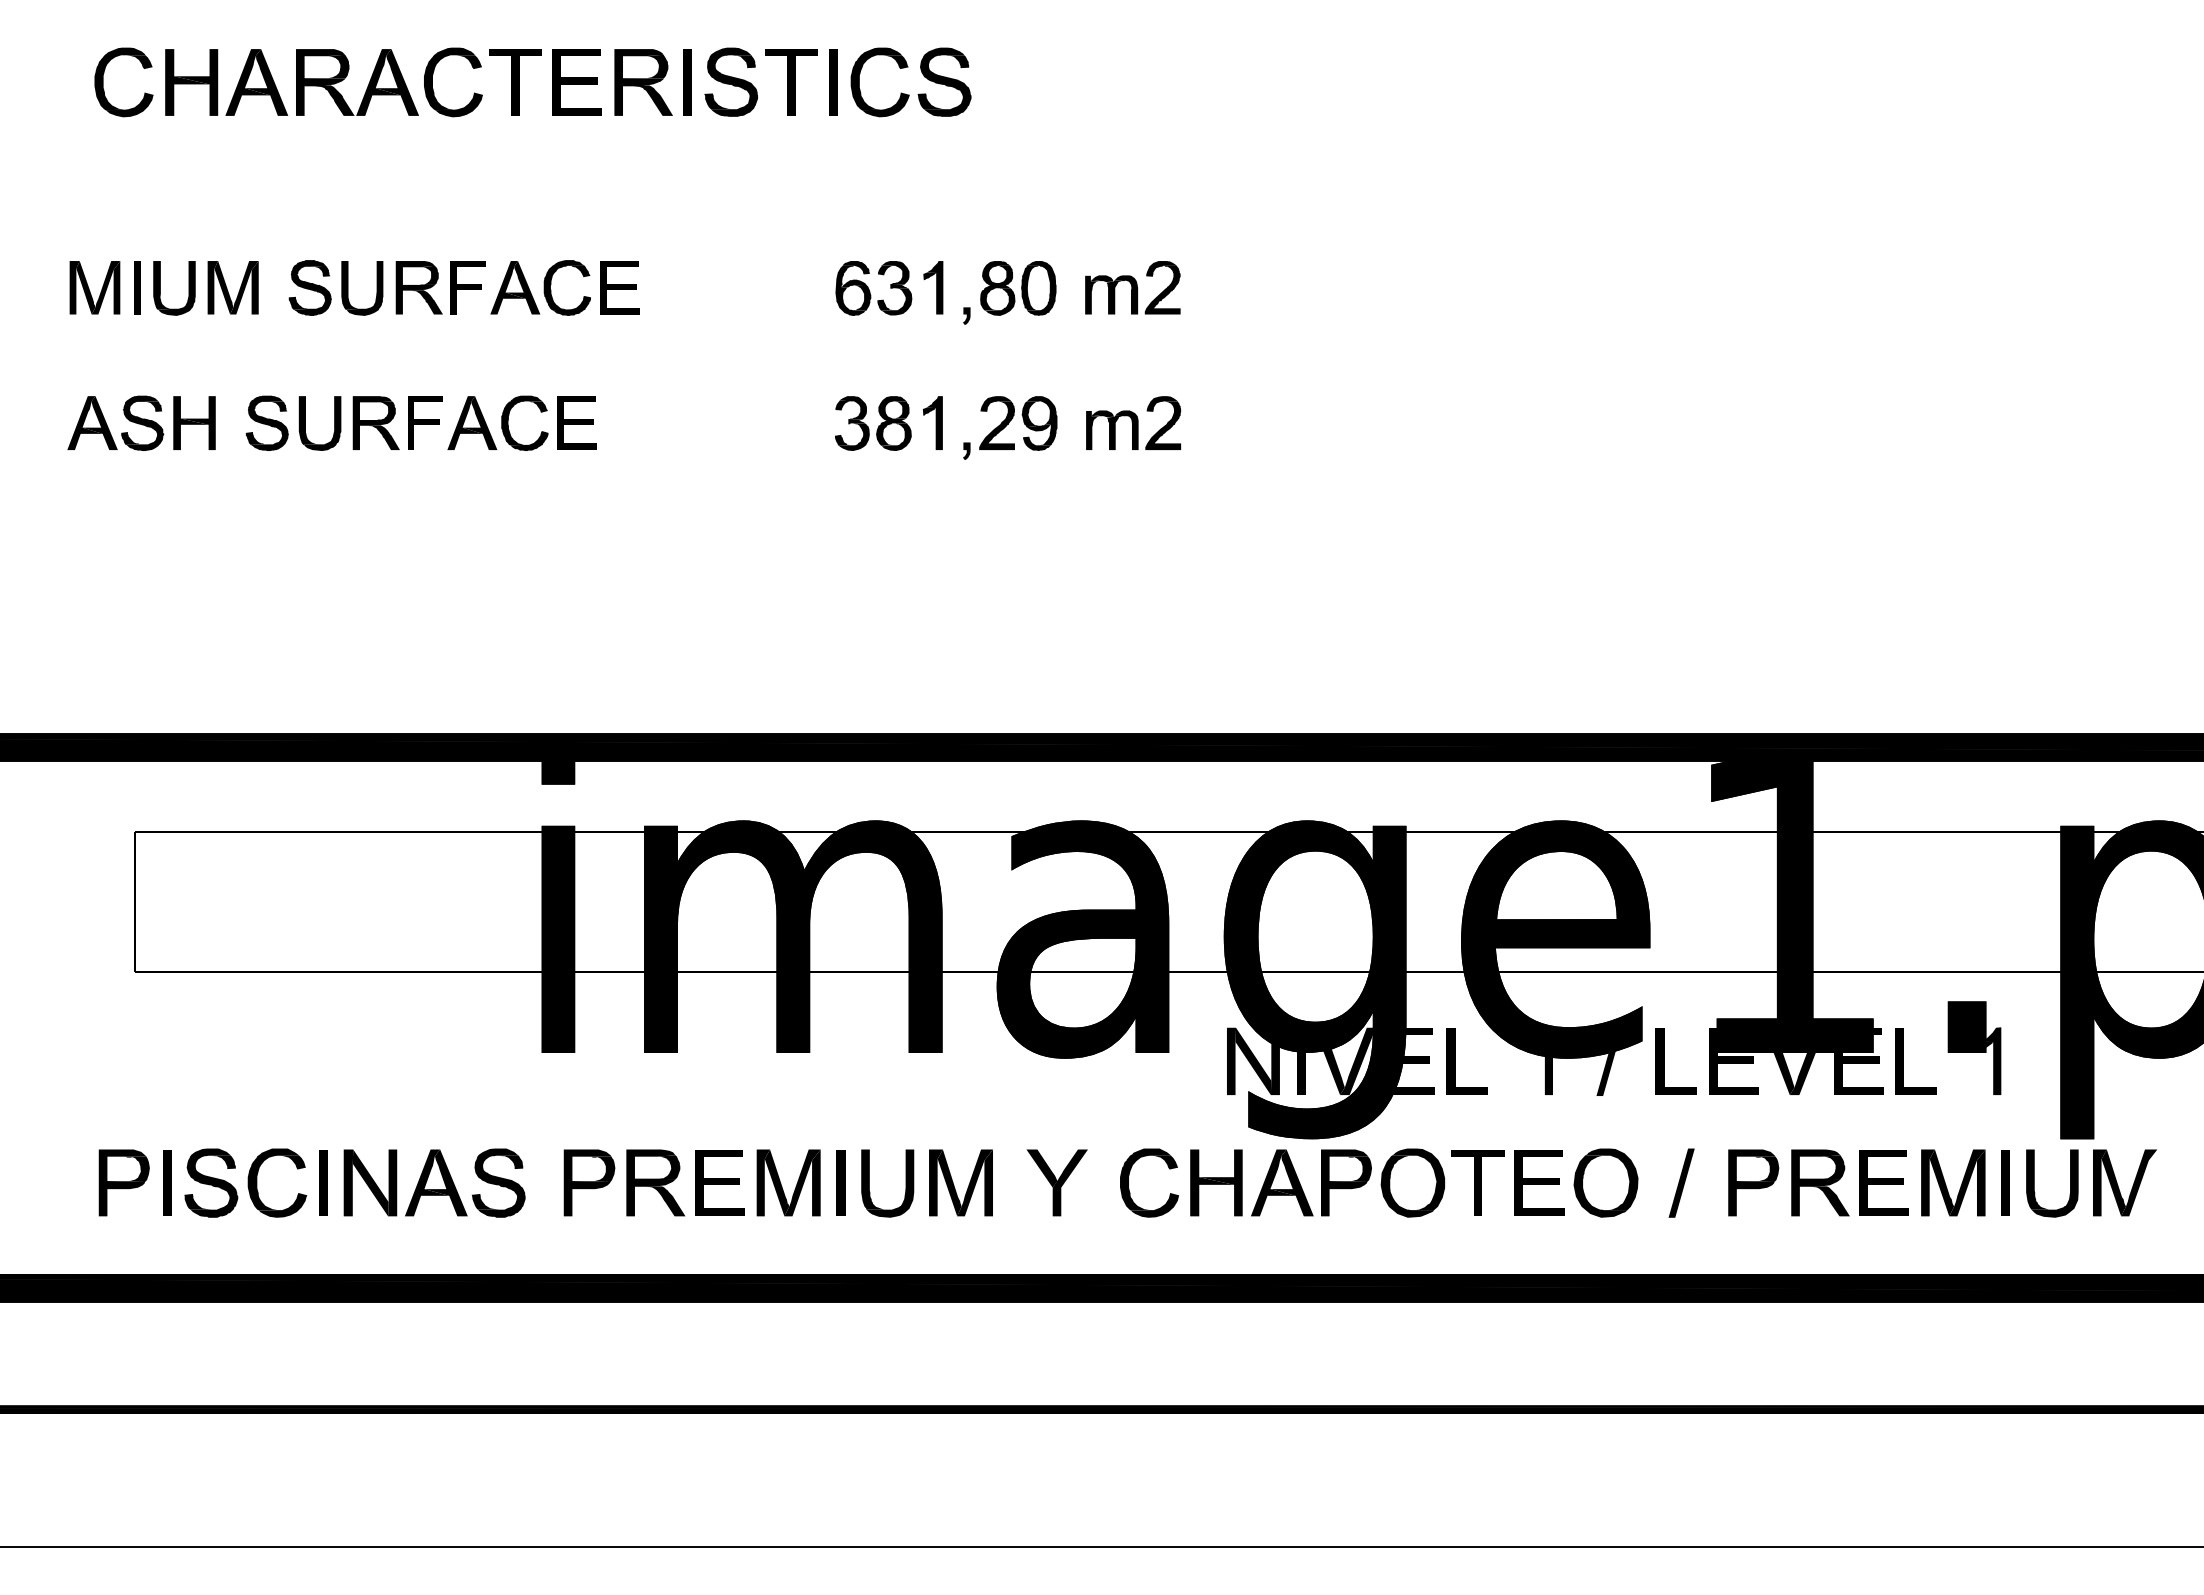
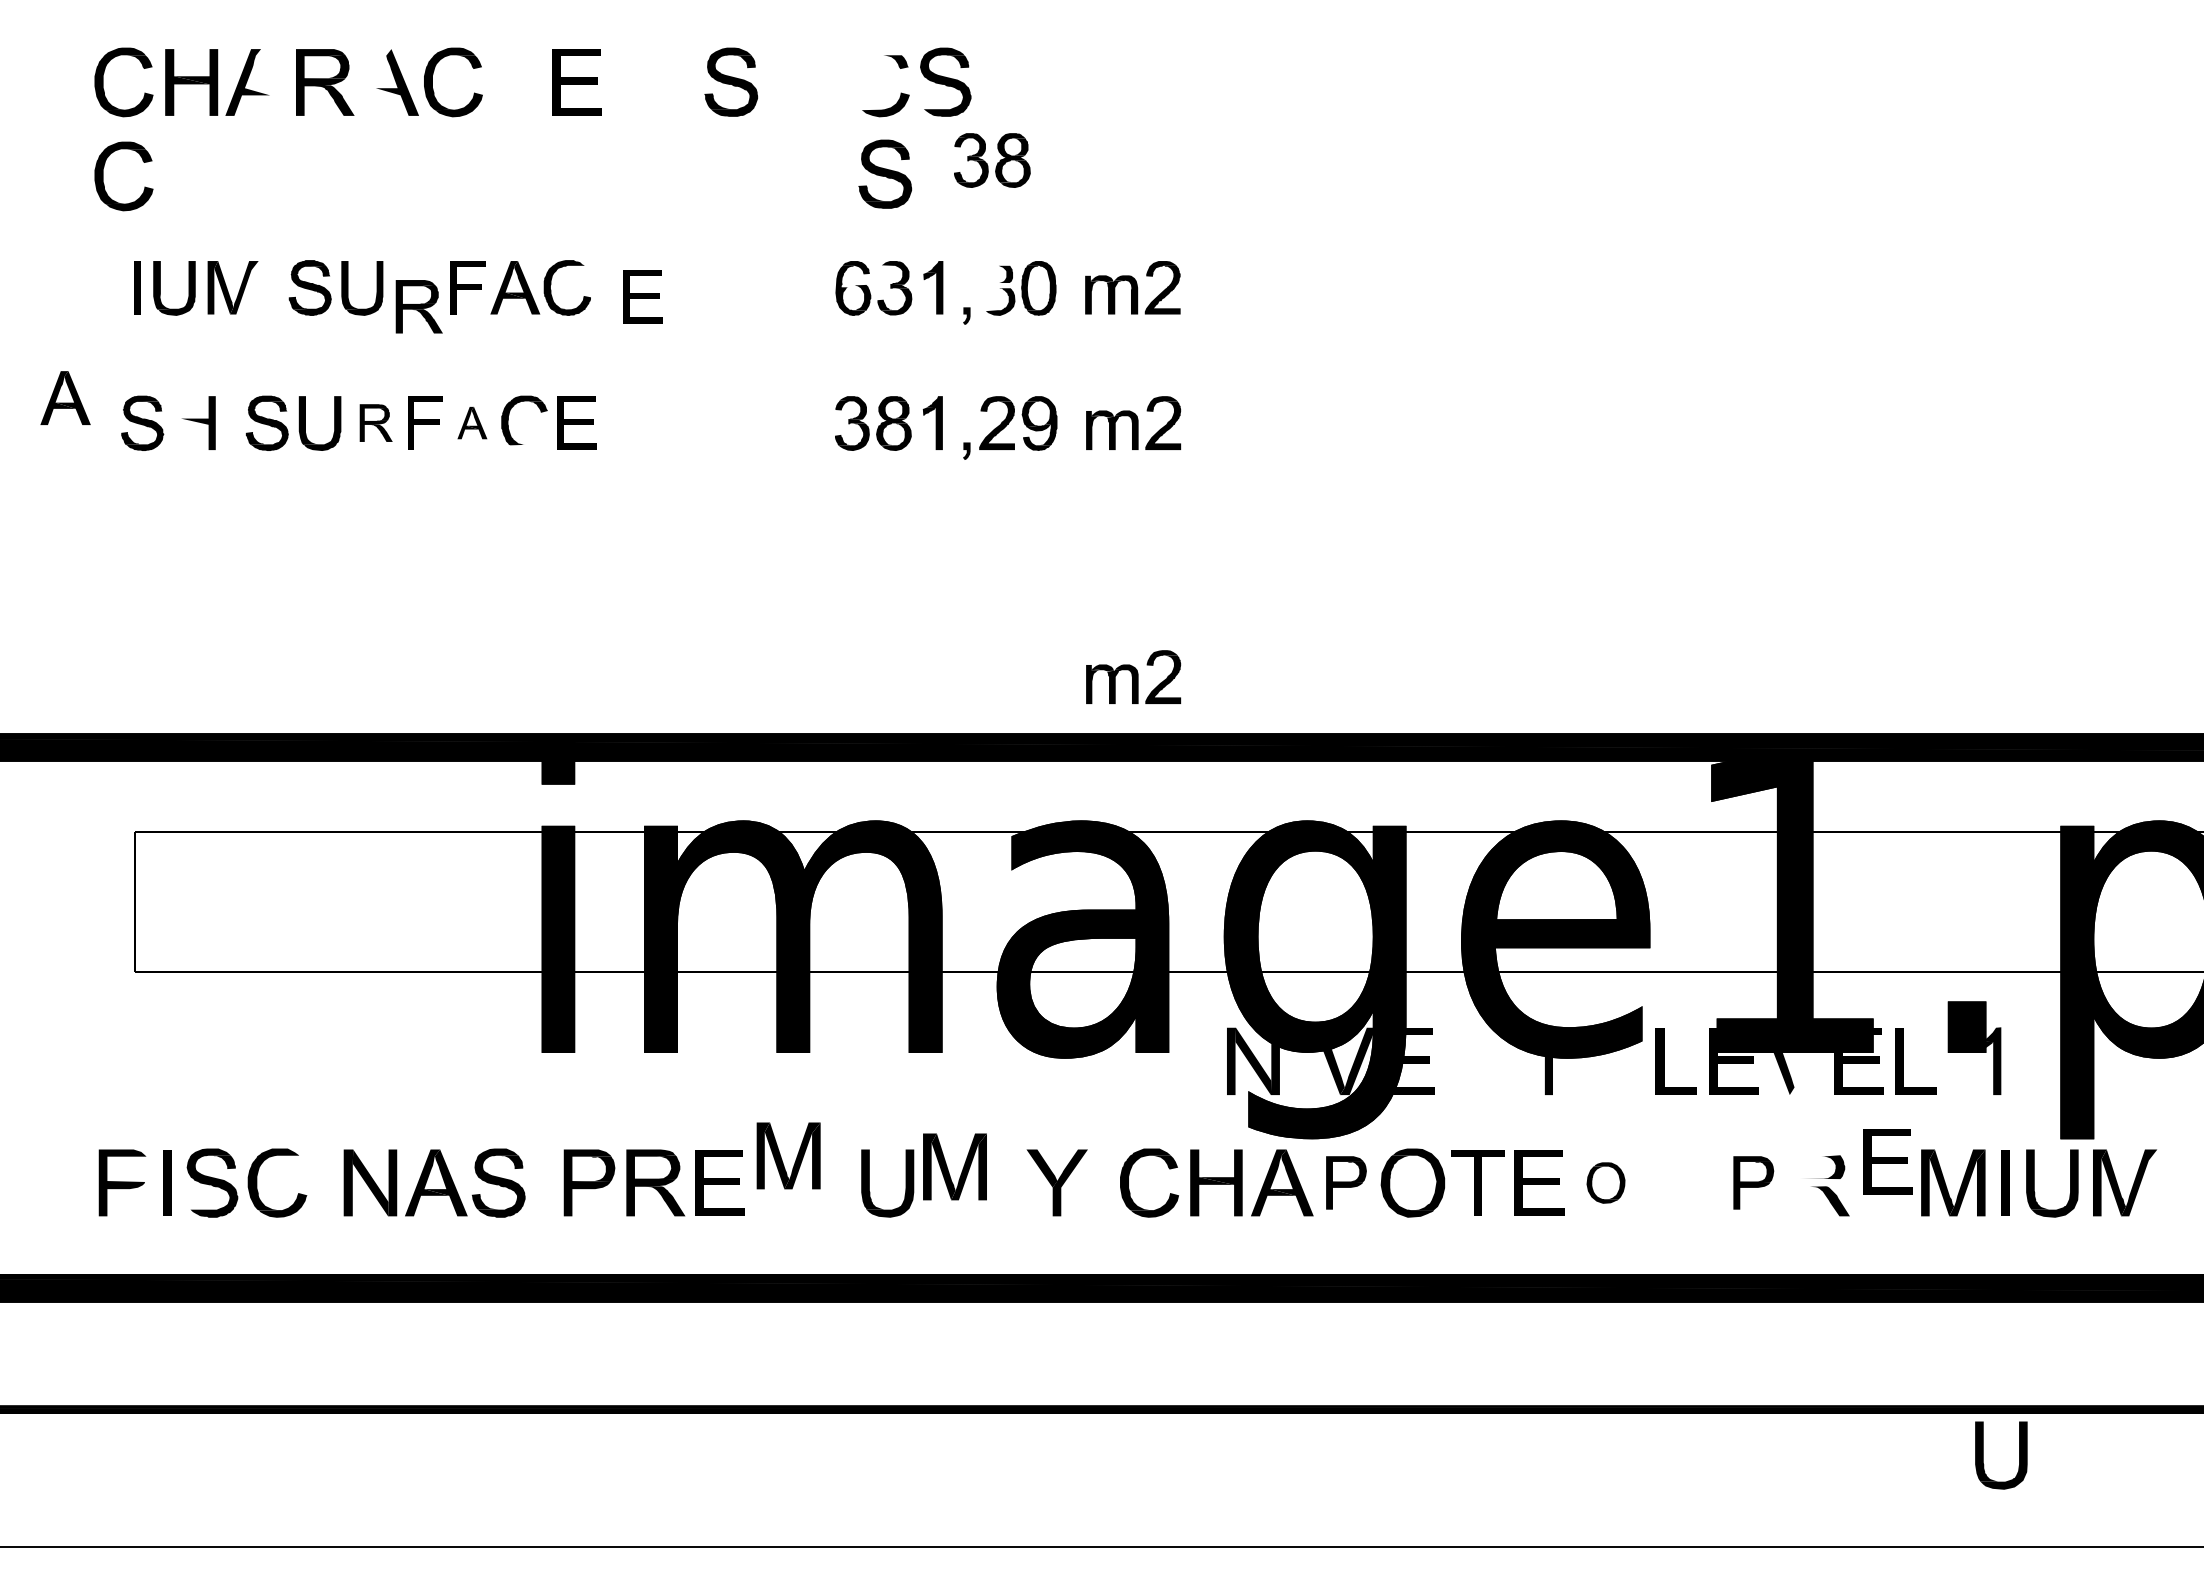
fill: present -> none (875, 78)
fill: present -> none (266, 82)
fill: present -> none (378, 82)
fill: present -> none (515, 82)
part: present -> none (643, 82)
part: present -> none (687, 82)
fill: present -> none (791, 82)
part: present -> none (833, 82)
fill: present -> none (930, 101)
part: none -> present (992, 160)
part: none -> present (885, 173)
part: none -> present (103, 176)
fill: present -> none (885, 270)
fill: present -> none (580, 271)
fill: present -> none (853, 283)
fill: present -> none (995, 285)
part: present -> none (94, 287)
fill: present -> none (254, 287)
part position: (418, 287) -> (418, 306) (418, 306)
part position: (619, 287) -> (642, 296) (642, 296)
part position: (92, 422) -> (65, 397) (65, 397)
part size: 48x54 px -> 34x38 px (375, 422)
part size: 51x54 px -> 31x34 px (472, 422)
fill: present -> none (190, 423)
fill: present -> none (529, 441)
part: none -> present (1133, 676)
fill: present -> none (1300, 1061)
part: present -> none (1455, 1061)
fill: present -> none (1609, 1061)
fill: present -> none (1807, 1061)
fill: present -> none (293, 1162)
fill: present -> none (128, 1168)
part: present -> none (323, 1182)
part: present -> none (840, 1182)
part size: 51x68 px -> 41x54 px (1346, 1182)
part size: 66x70 px -> 40x42 px (1605, 1182)
part: present -> none (1681, 1182)
part size: 52x68 px -> 42x54 px (1753, 1182)
fill: present -> none (1815, 1182)
part position: (1883, 1182) -> (1887, 1161) (1887, 1161)
part position: (781, 1183) -> (781, 1156) (781, 1156)
part position: (954, 1185) -> (948, 1169) (948, 1169)
fill: present -> none (197, 1201)
part: none -> present (1983, 1455)
